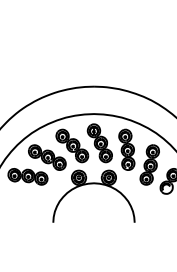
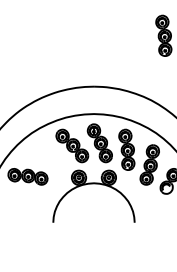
part: none -> present (163, 35)
part: present -> none (47, 157)
